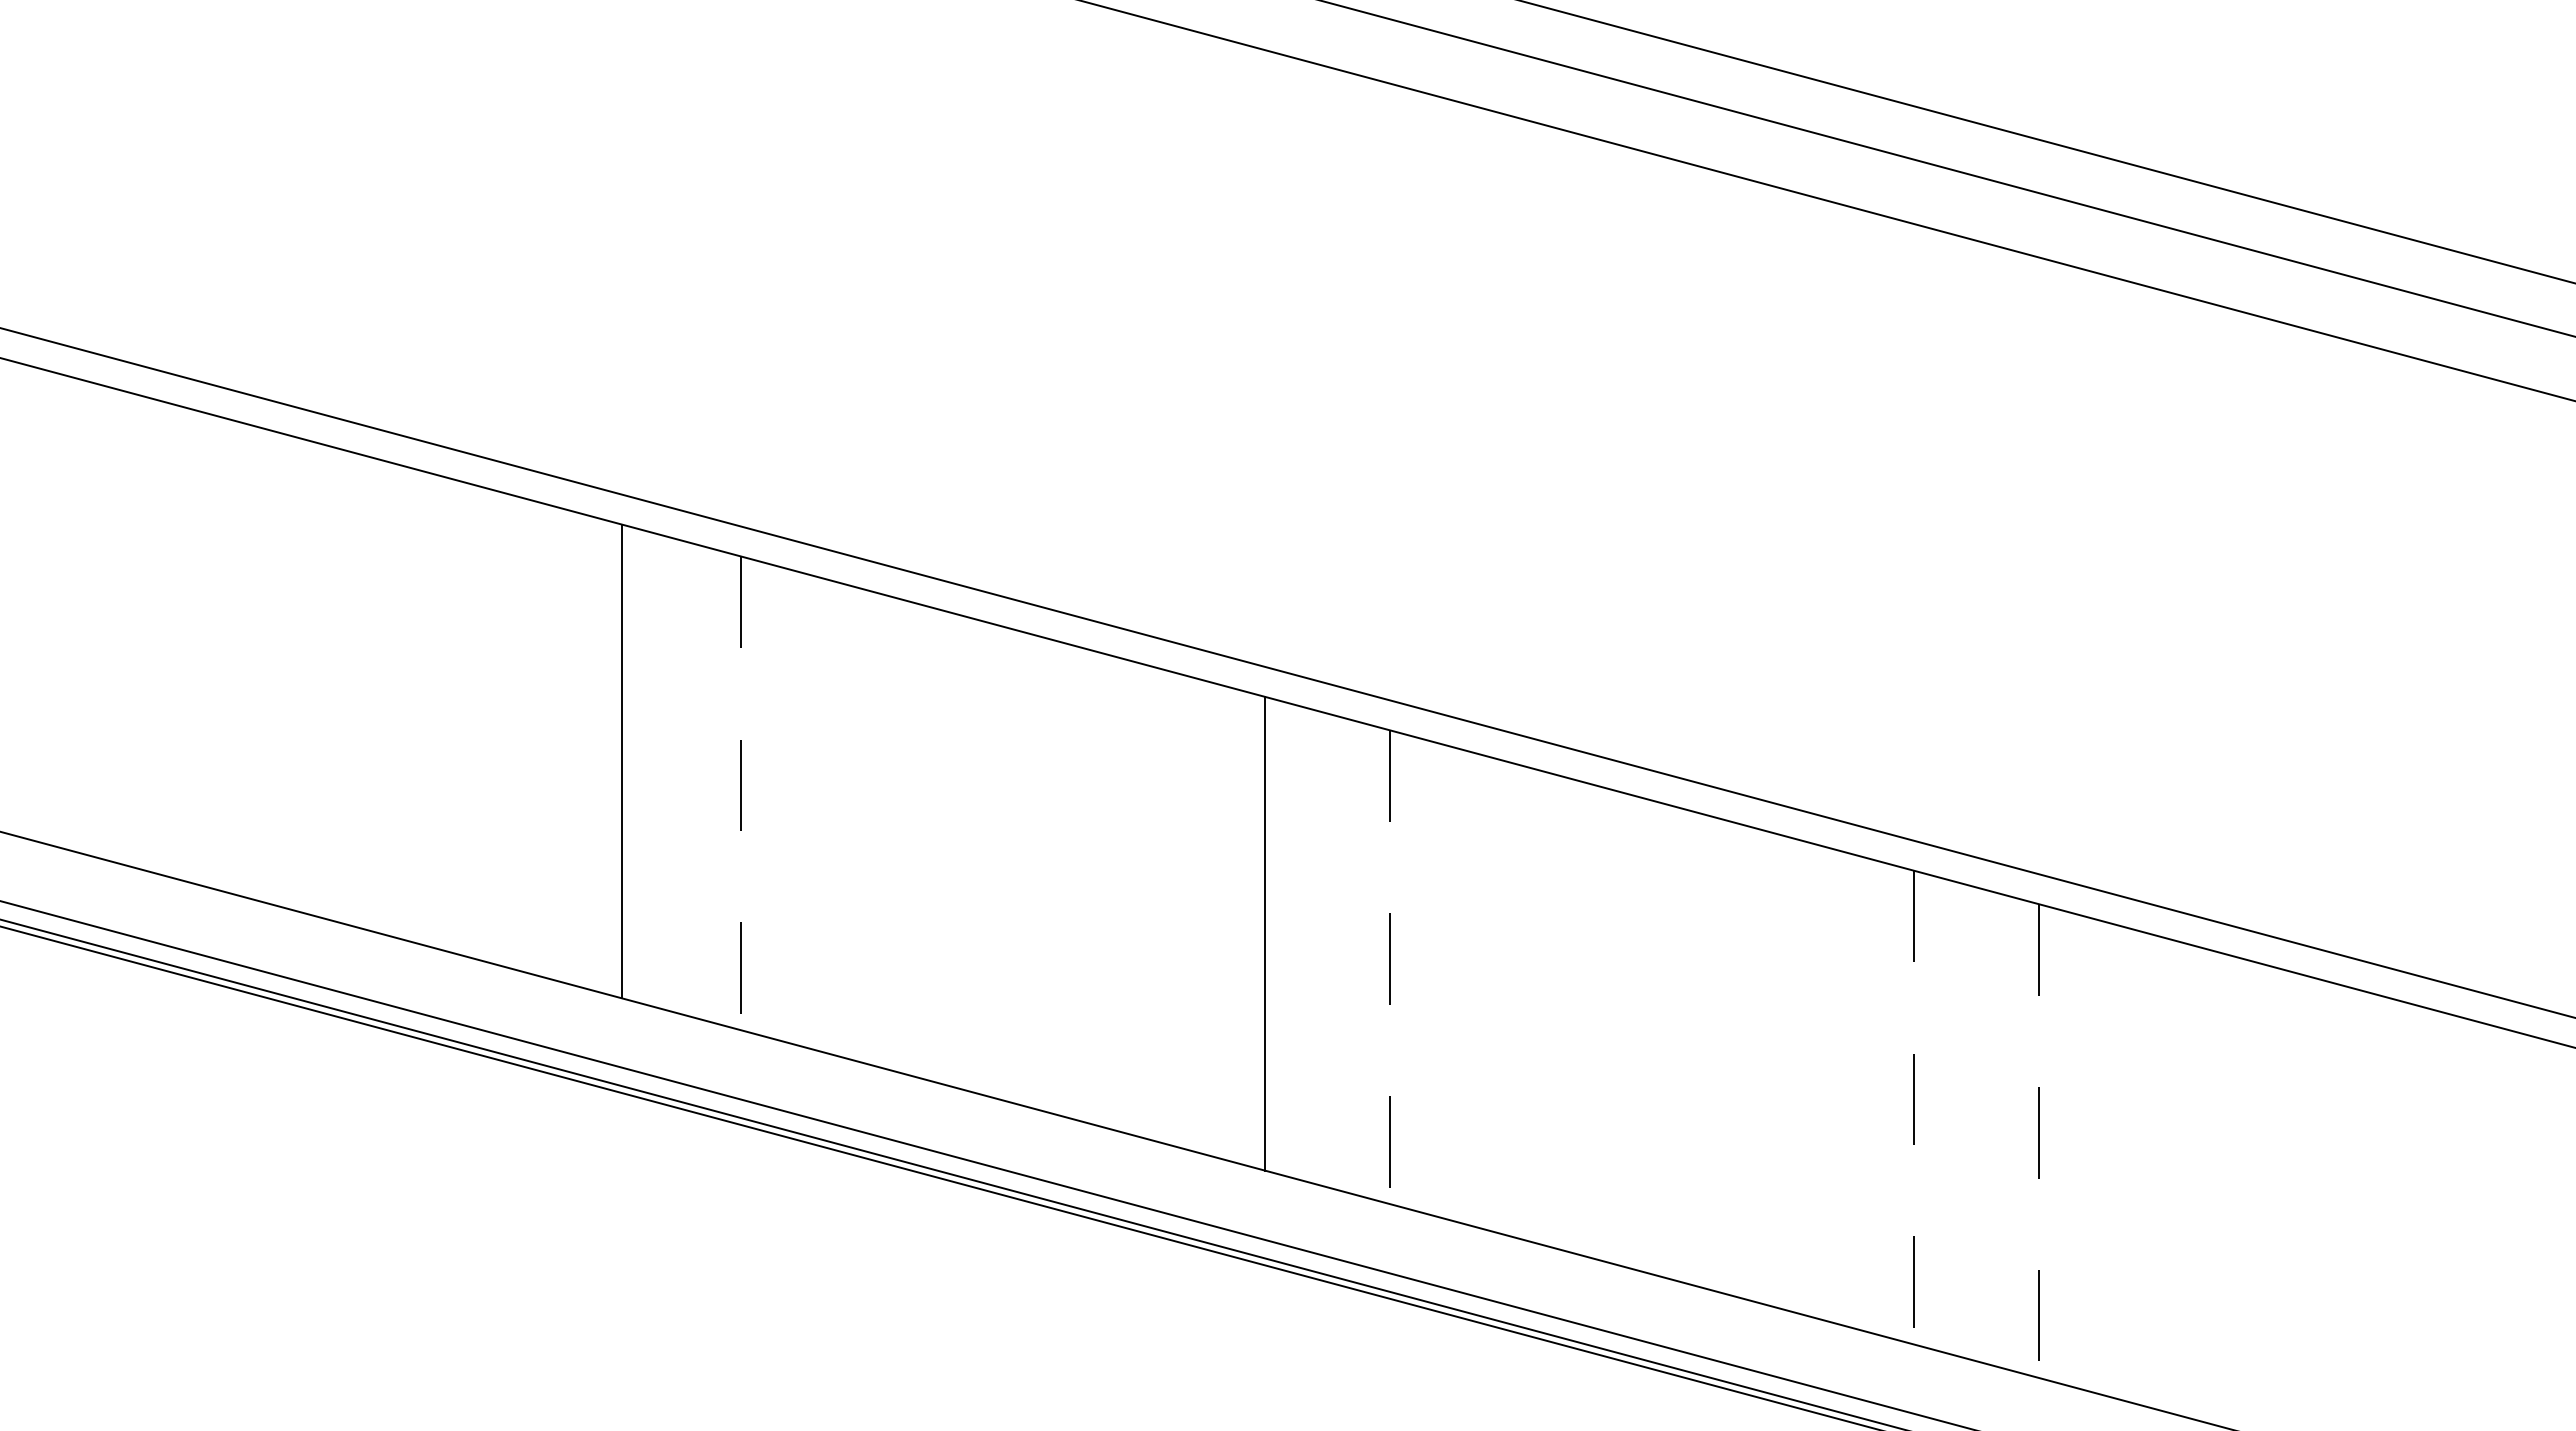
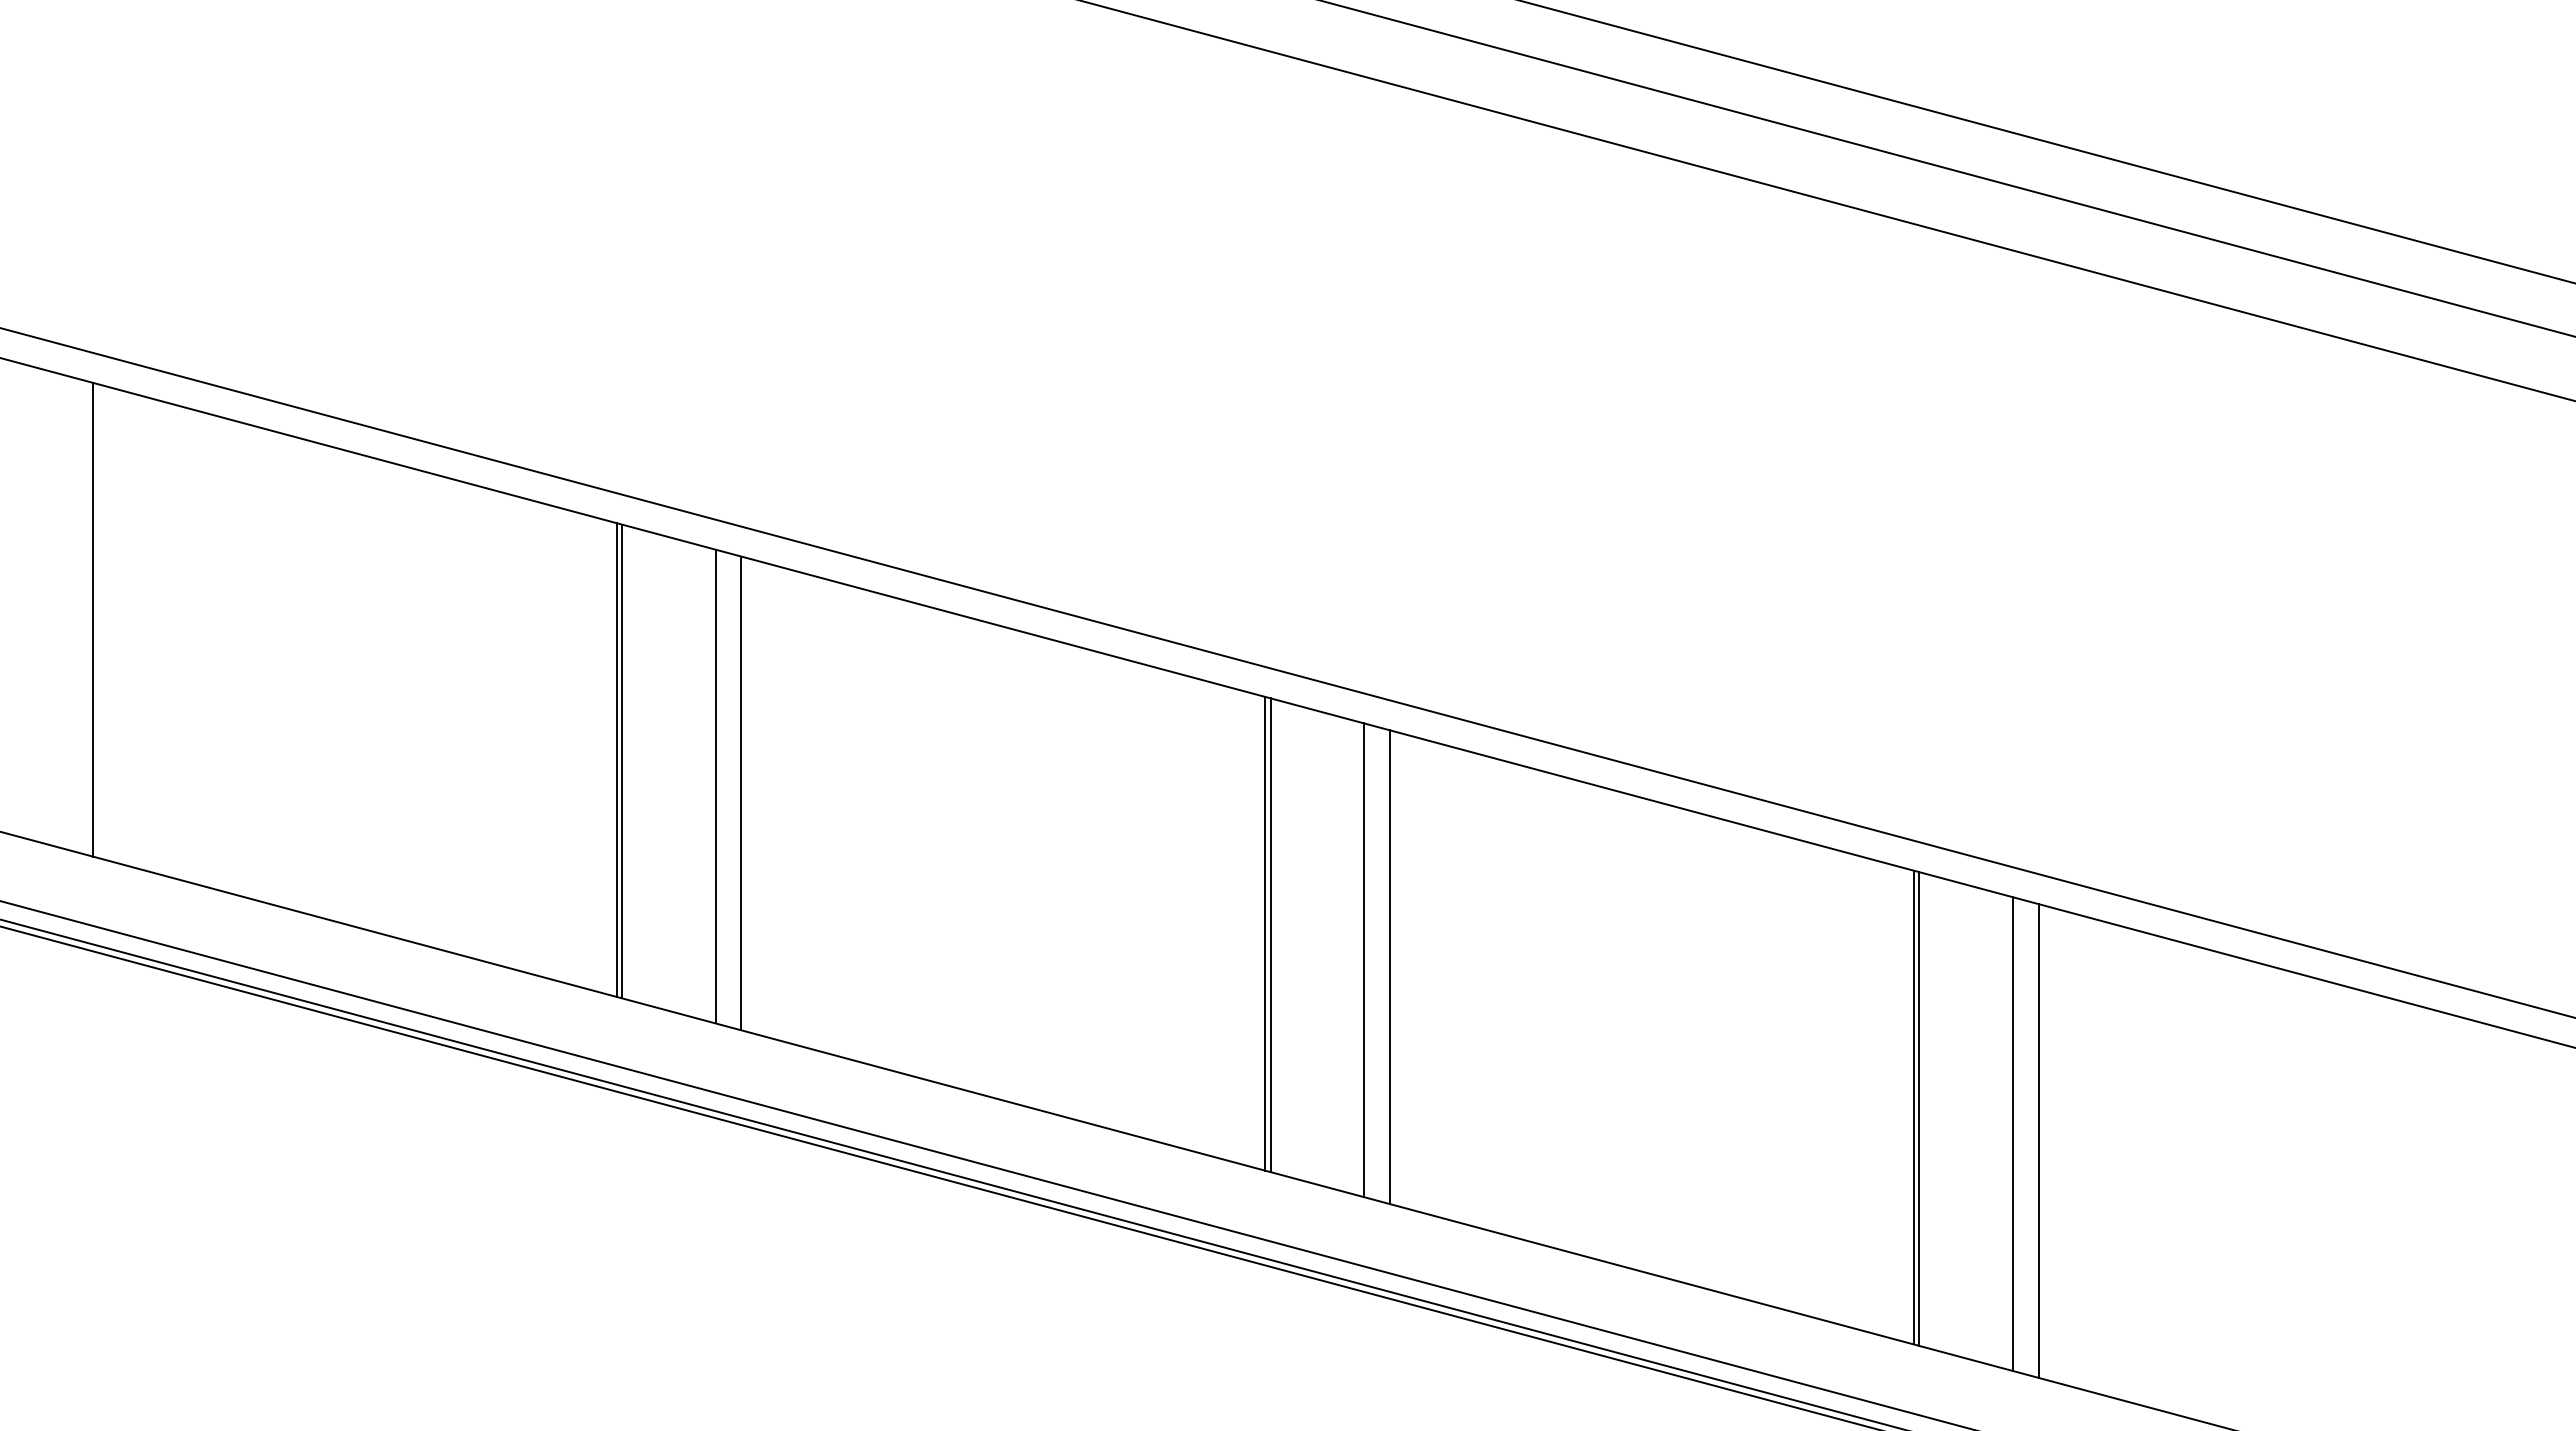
line: none -> present (92, 619)
line: none -> present (616, 759)
line: none -> present (715, 786)
line: dashed -> solid (741, 793)
line: none -> present (1270, 935)
line: none -> present (1364, 960)
line: dashed -> solid (1389, 967)
line: dashed -> solid (1913, 1107)
line: none -> present (1919, 1108)
line: none -> present (2012, 1133)
line: dashed -> solid (2038, 1141)
